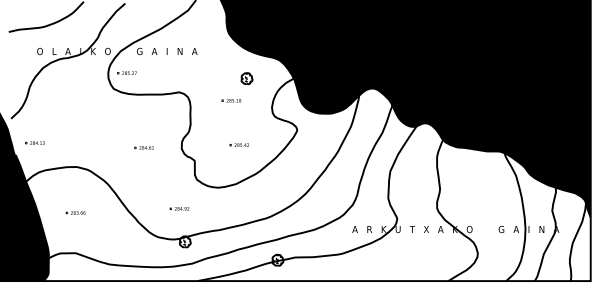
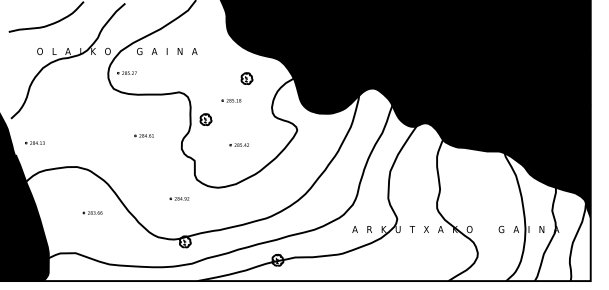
part: none -> present (205, 119)
part position: (143, 147) -> (143, 135) (143, 135)
line position: (179, 208) -> (179, 198) (179, 198)
line position: (75, 212) -> (92, 212) (92, 212)
